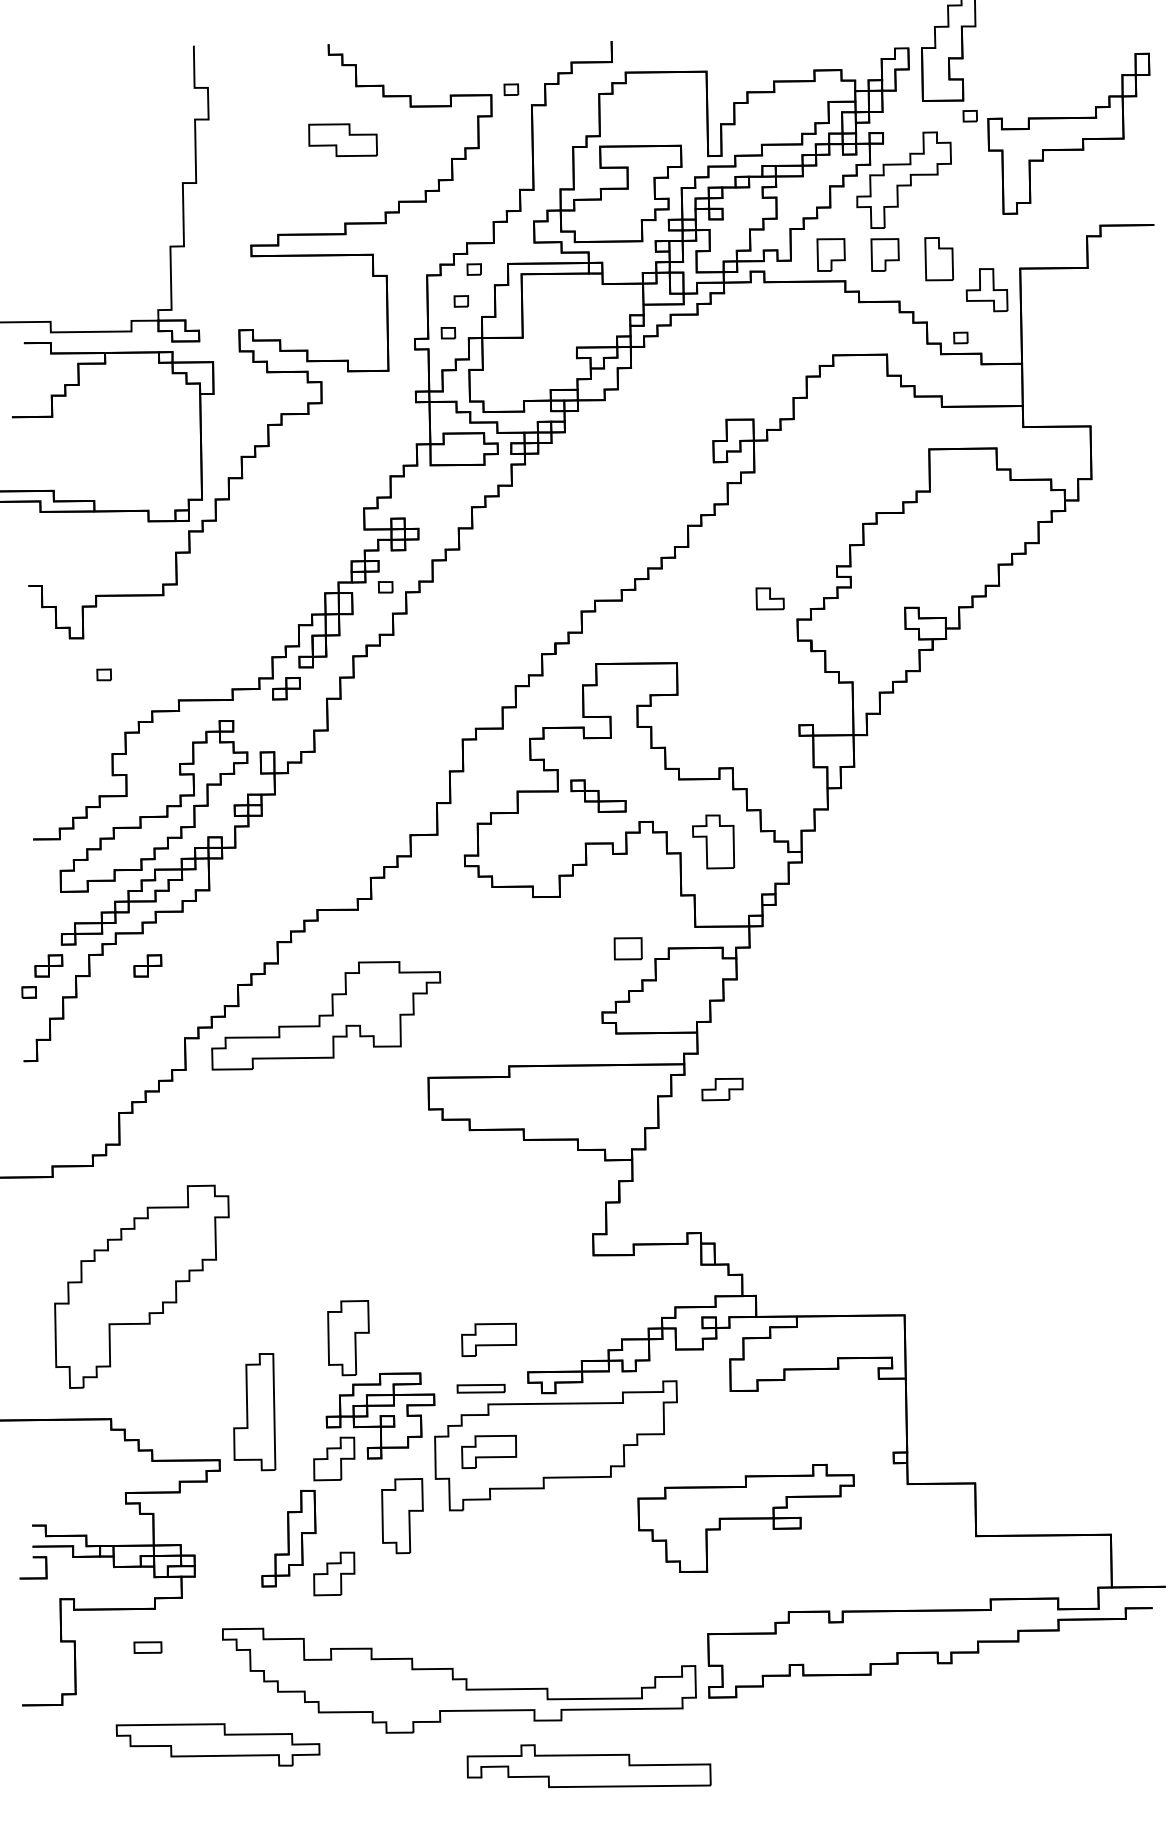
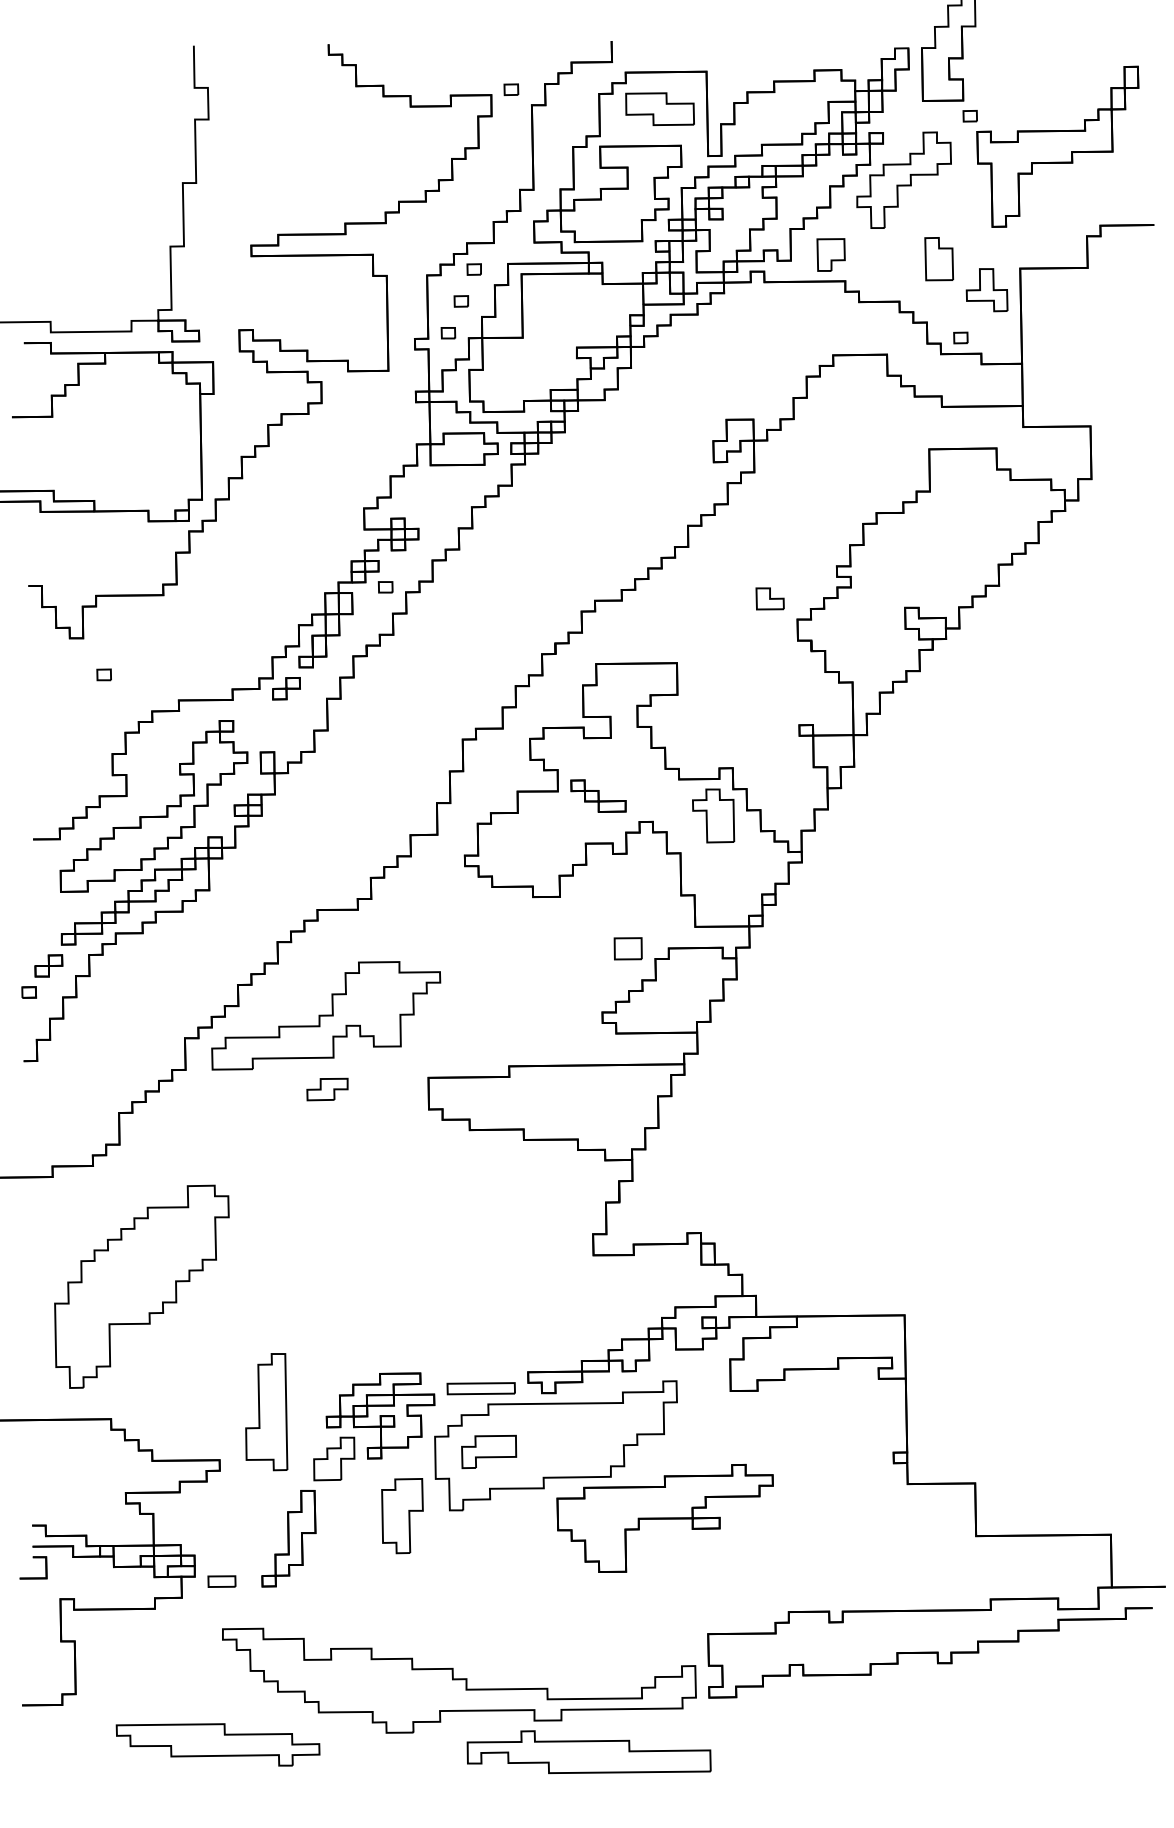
part position: (1068, 133) -> (1057, 146) (1057, 146)
part position: (342, 139) -> (659, 108) (659, 108)
part: present -> none (884, 254)
part position: (713, 841) -> (713, 815) (713, 815)
part: present -> none (147, 965)
part position: (722, 1089) -> (327, 1089) (327, 1089)
part: present -> none (348, 1338)
part: present -> none (489, 1339)
part size: 50x10 px -> 70x14 px (480, 1388)
part position: (254, 1412) -> (266, 1412) (266, 1412)
part position: (745, 1517) -> (664, 1517) (664, 1517)
part: present -> none (334, 1573)
part position: (147, 1647) -> (221, 1581) (221, 1581)
part position: (588, 1765) -> (588, 1751) (588, 1751)
